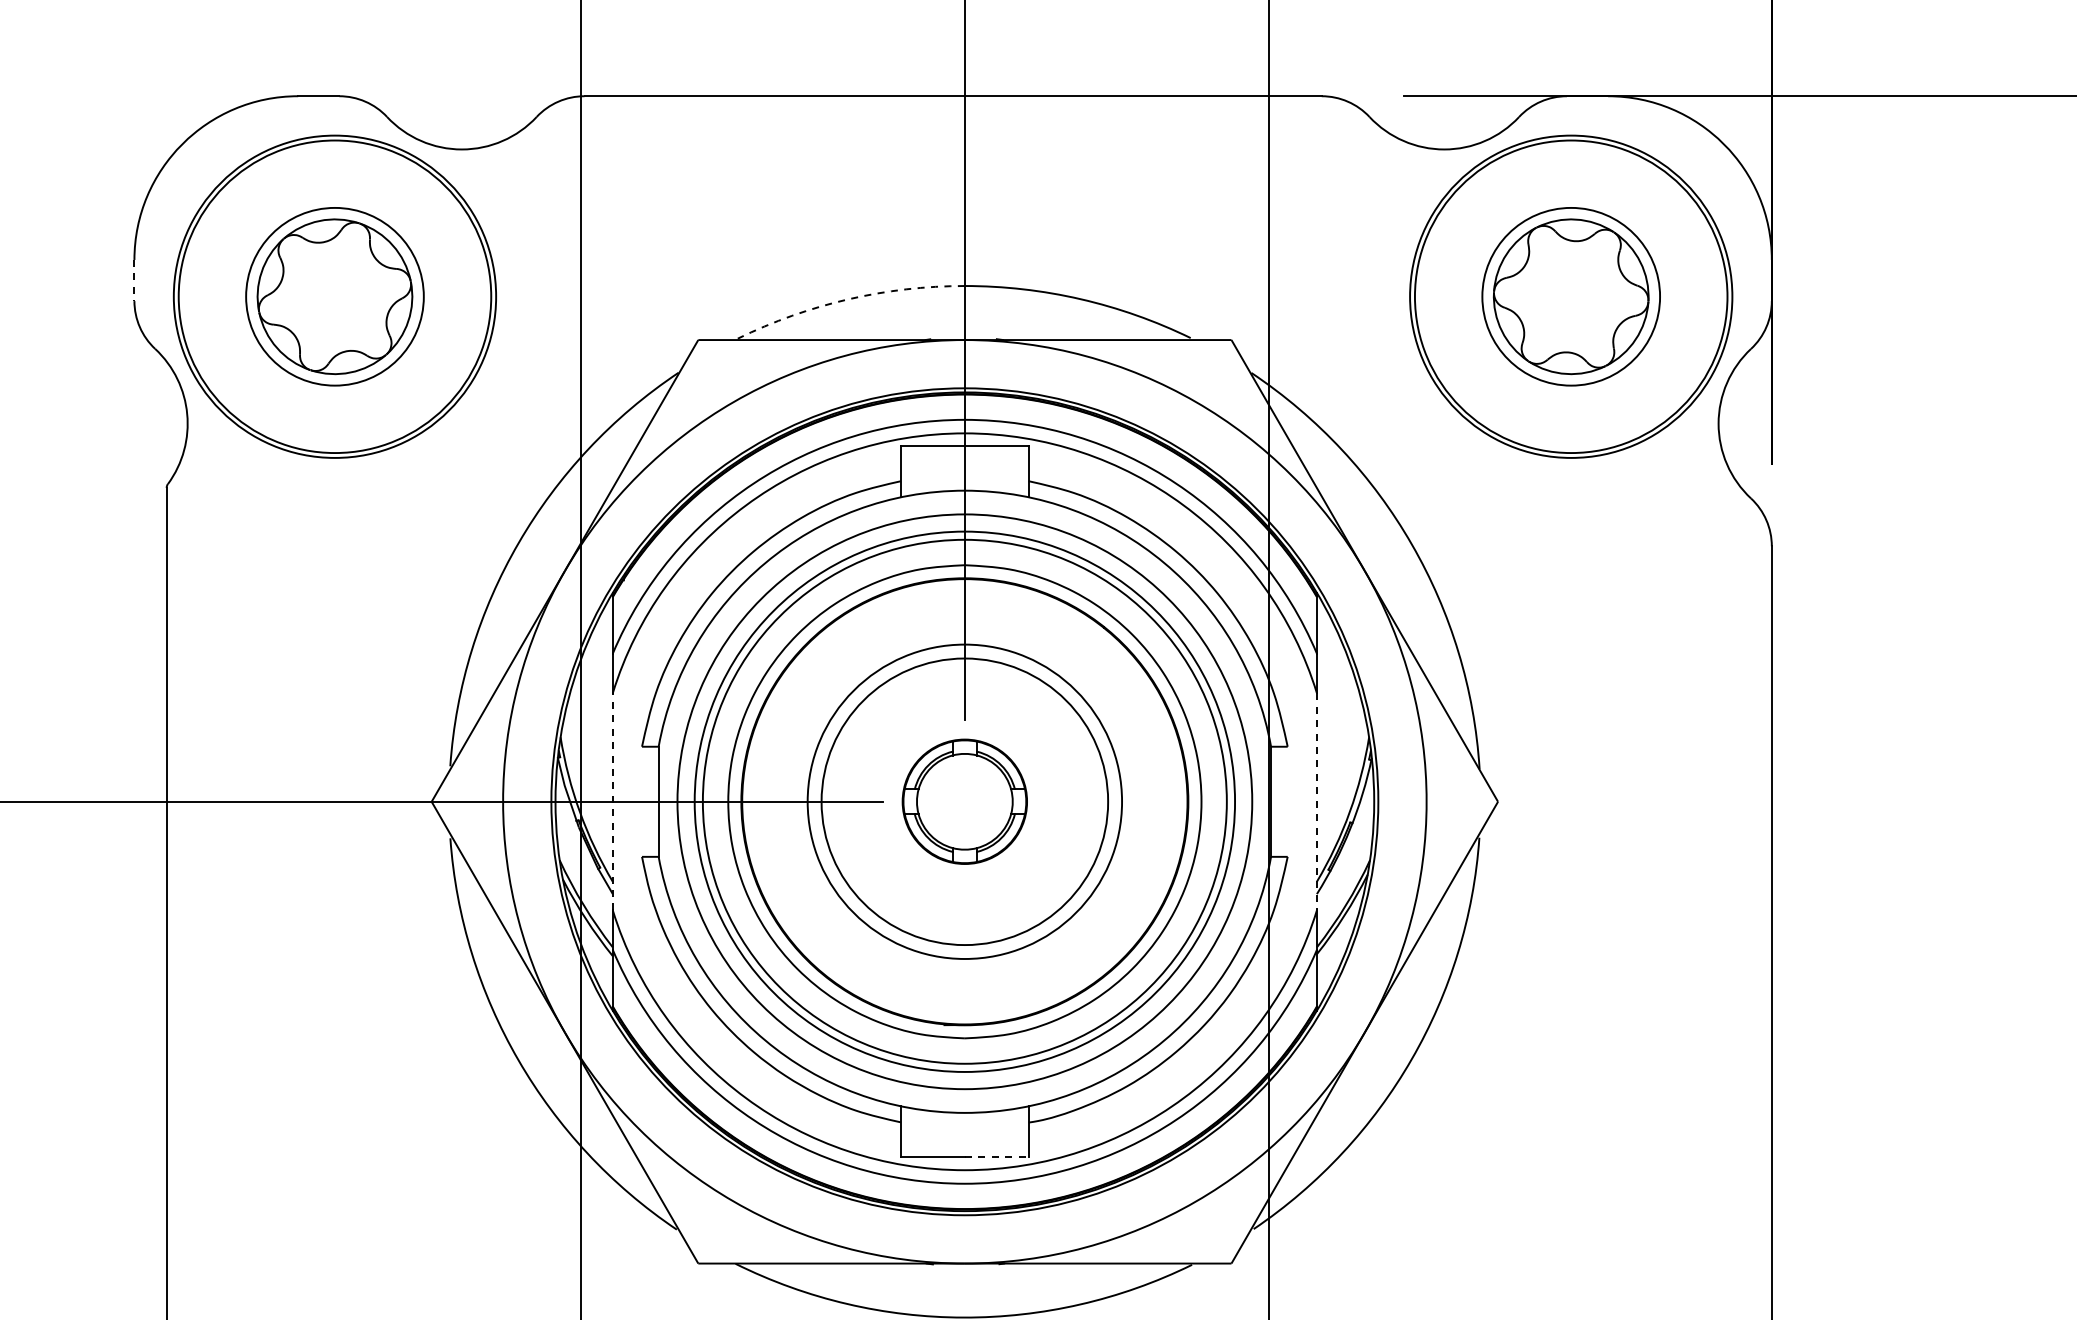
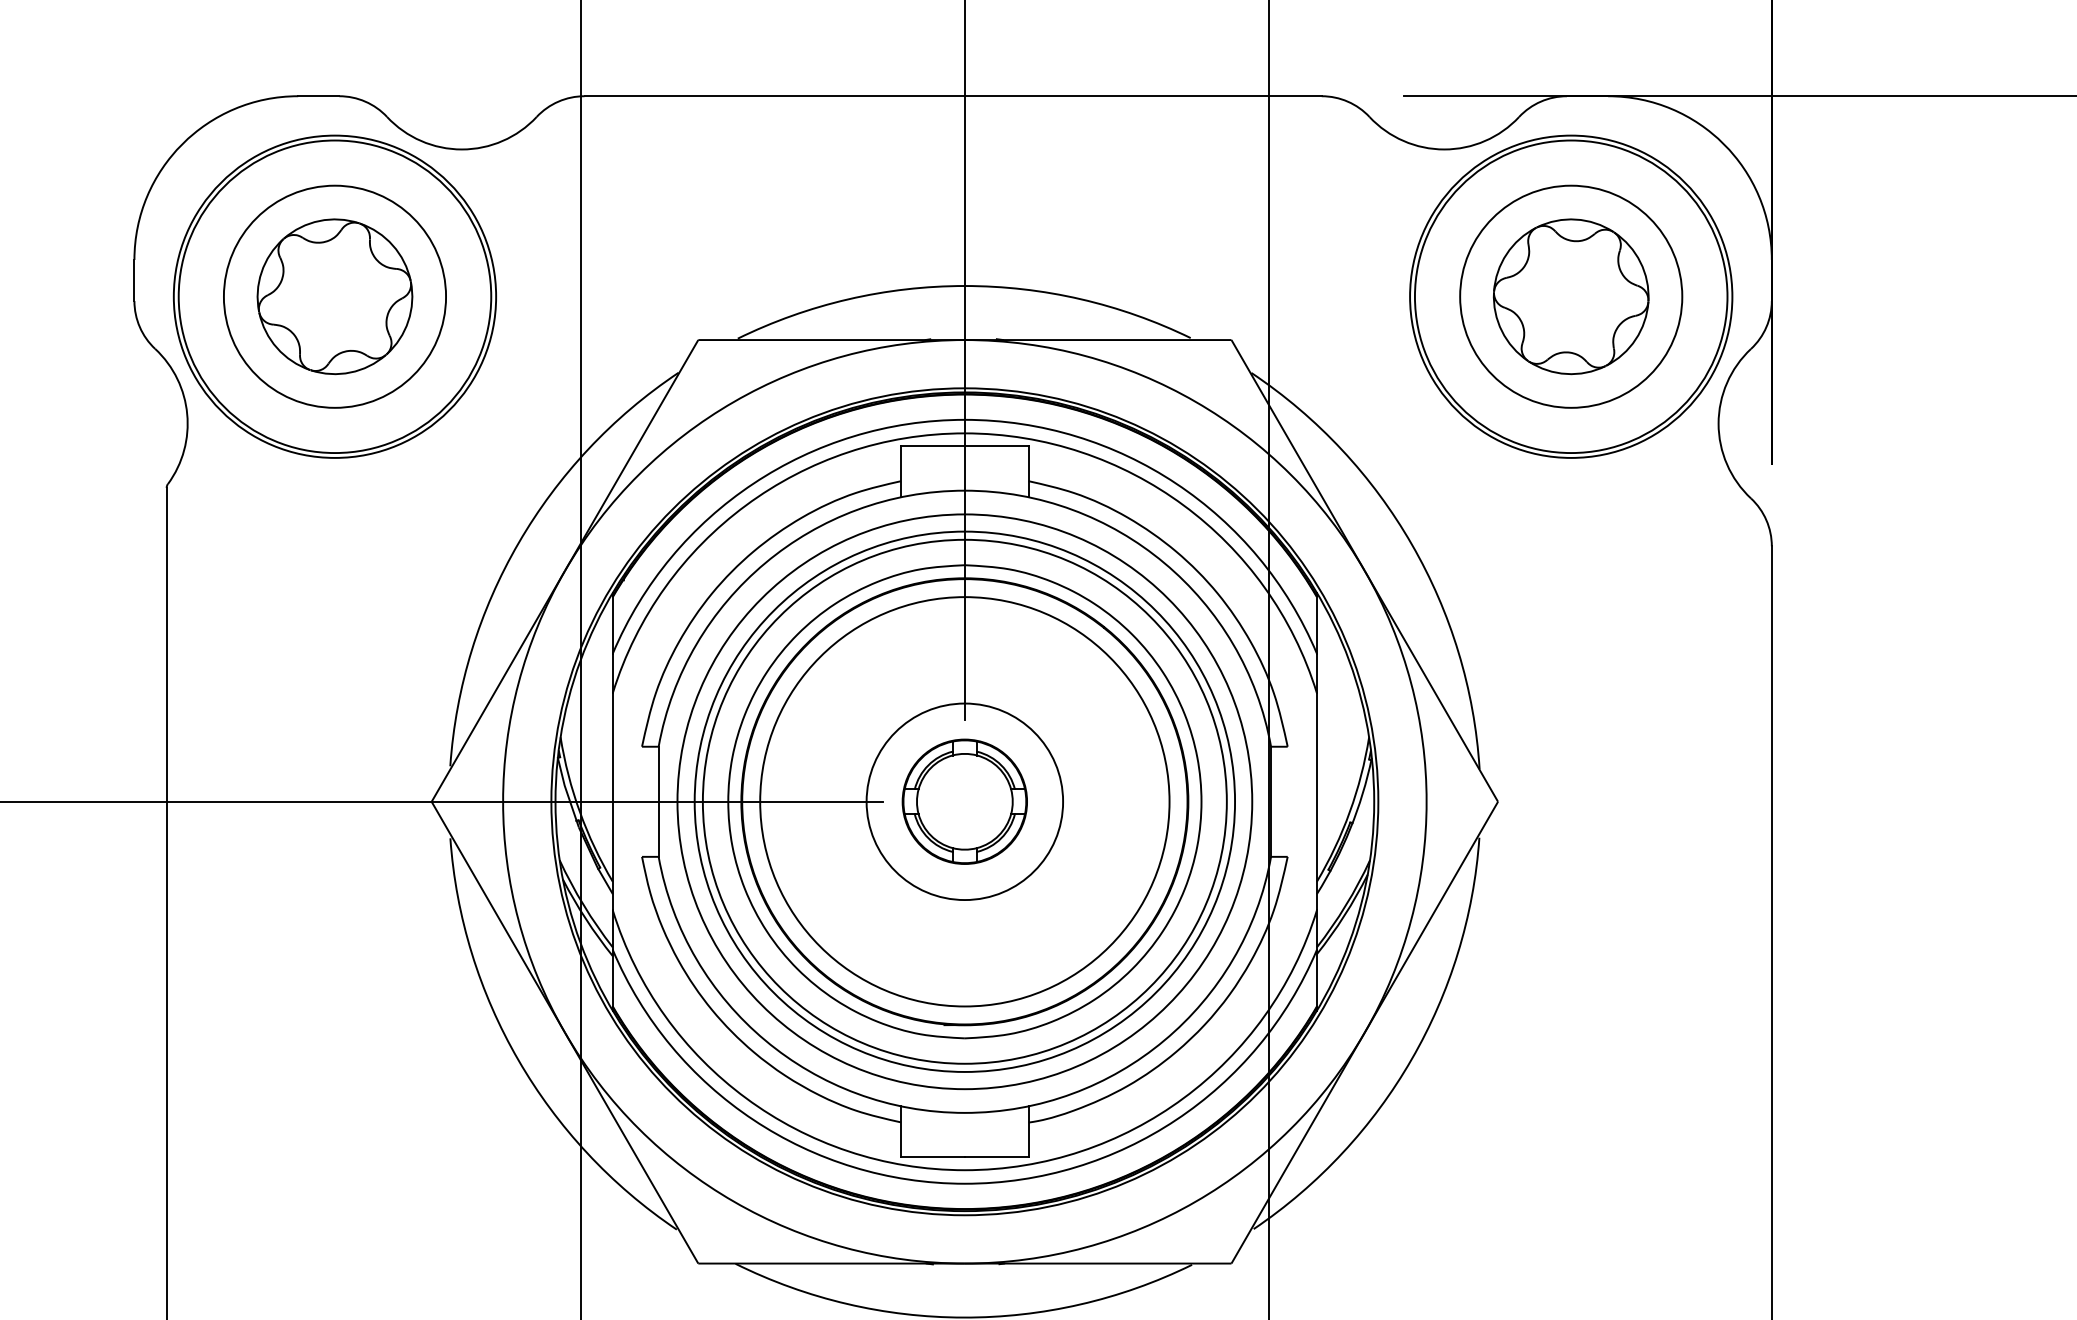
line: dashed -> solid (134, 280)
circle diameter: 178 px -> 222 px (334, 296)
circle diameter: 178 px -> 222 px (1571, 296)
arc: dashed -> solid (848, 299)
line: dashed -> solid (612, 801)
circle diameter: 287 px -> 409 px (964, 801)
circle diameter: 314 px -> 196 px (964, 801)
line: dashed -> solid (1316, 801)
line: dashed -> solid (996, 1157)
